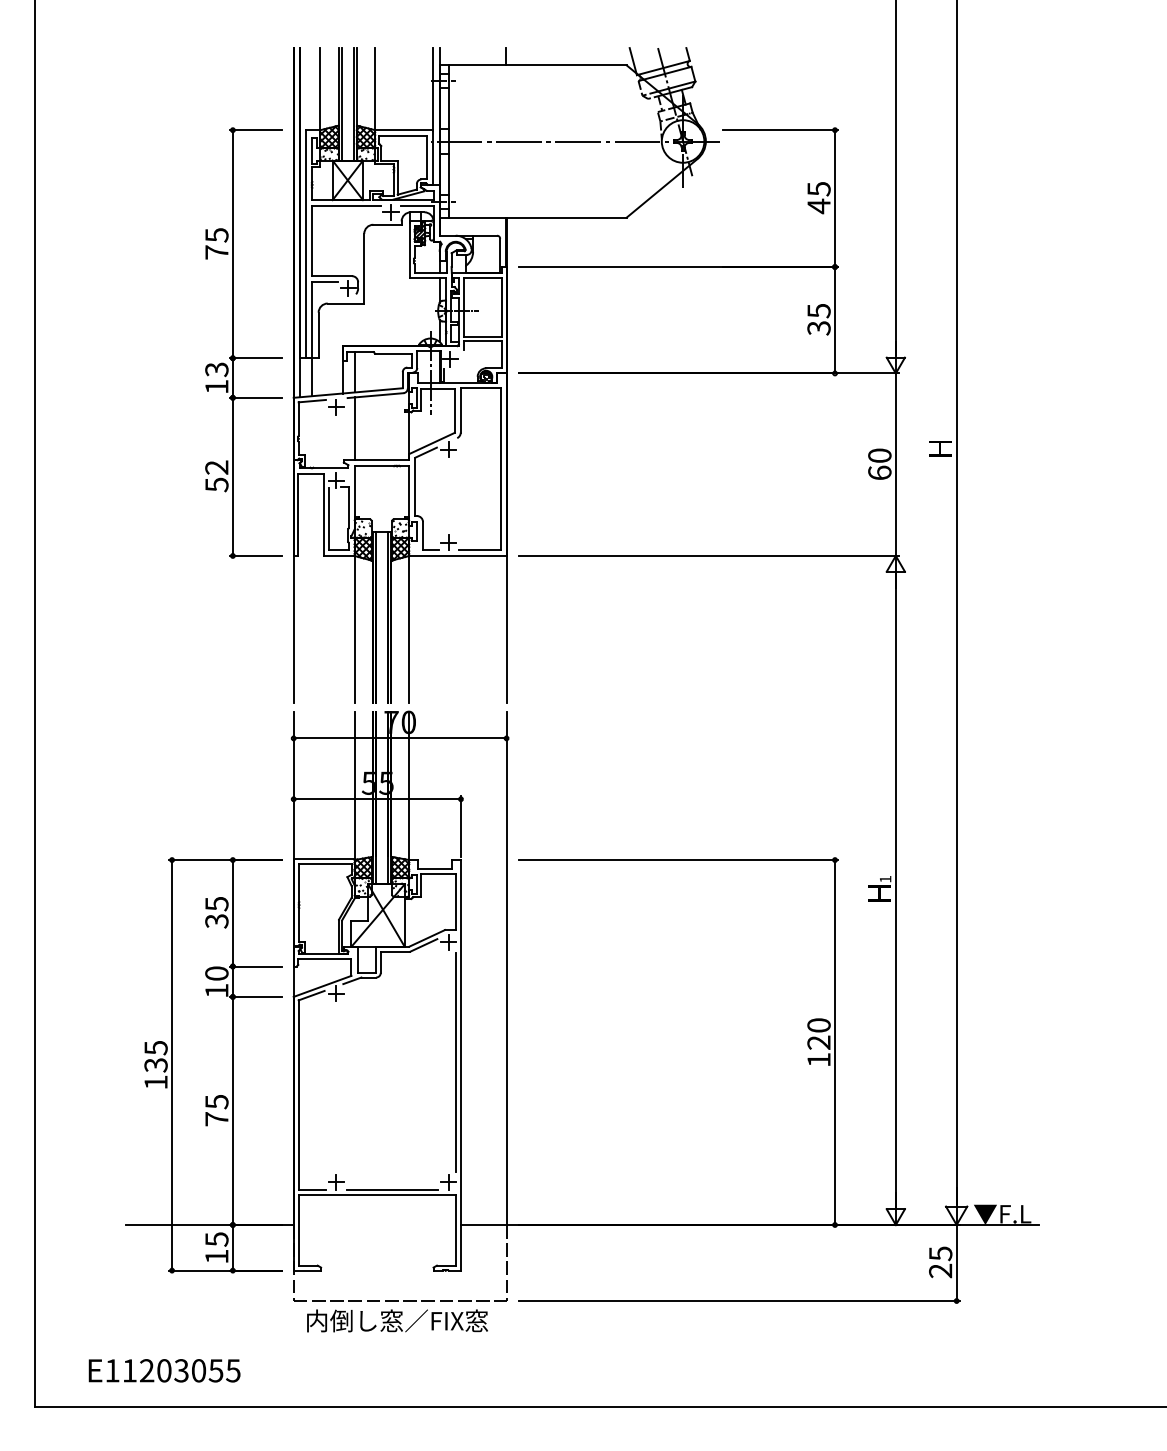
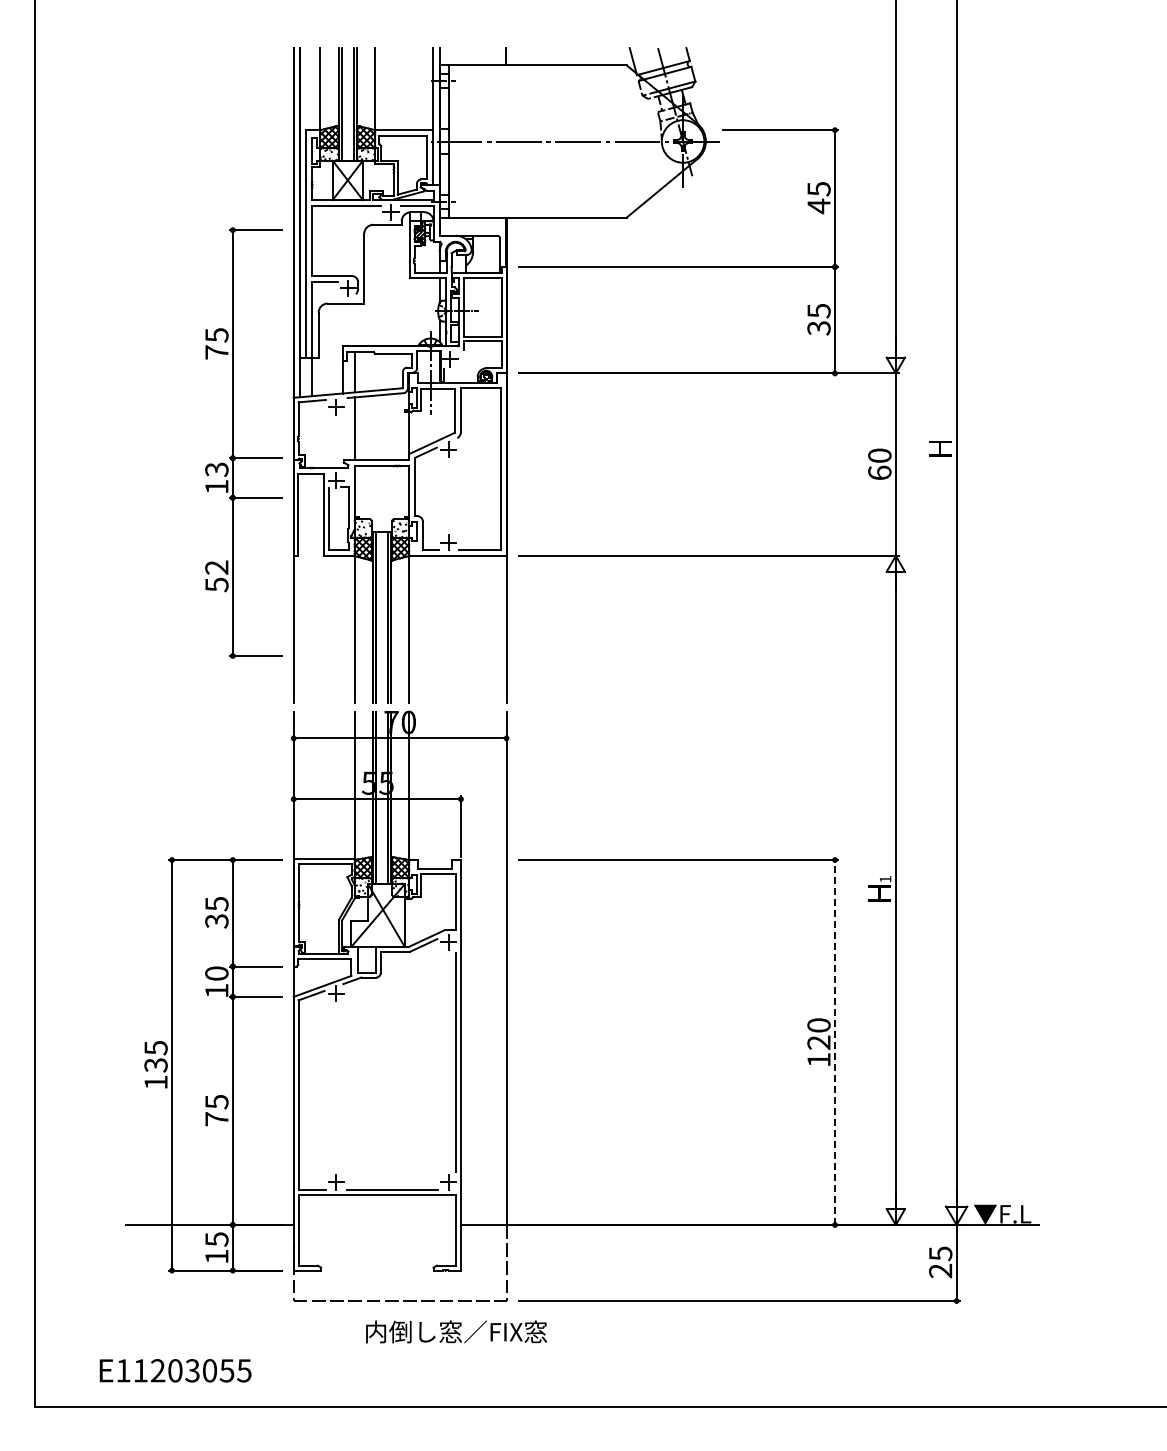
part position: (233, 342) -> (233, 442) (233, 442)
line: solid -> dashed (835, 1042)
text position: (397, 1320) -> (456, 1331) (456, 1331)
text position: (164, 1370) -> (175, 1370) (175, 1370)
